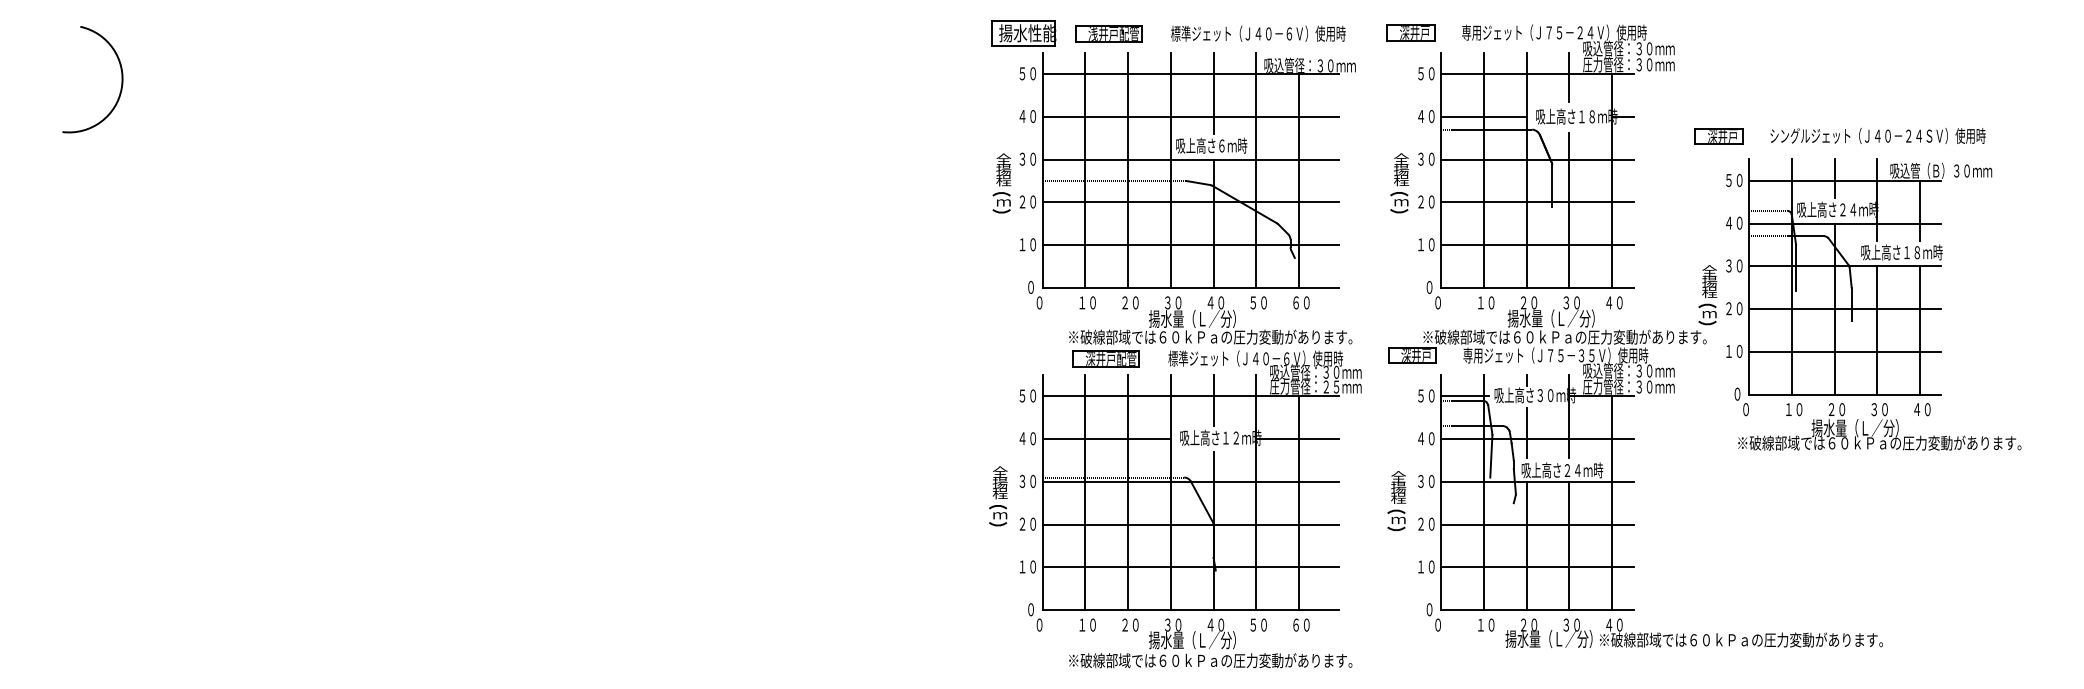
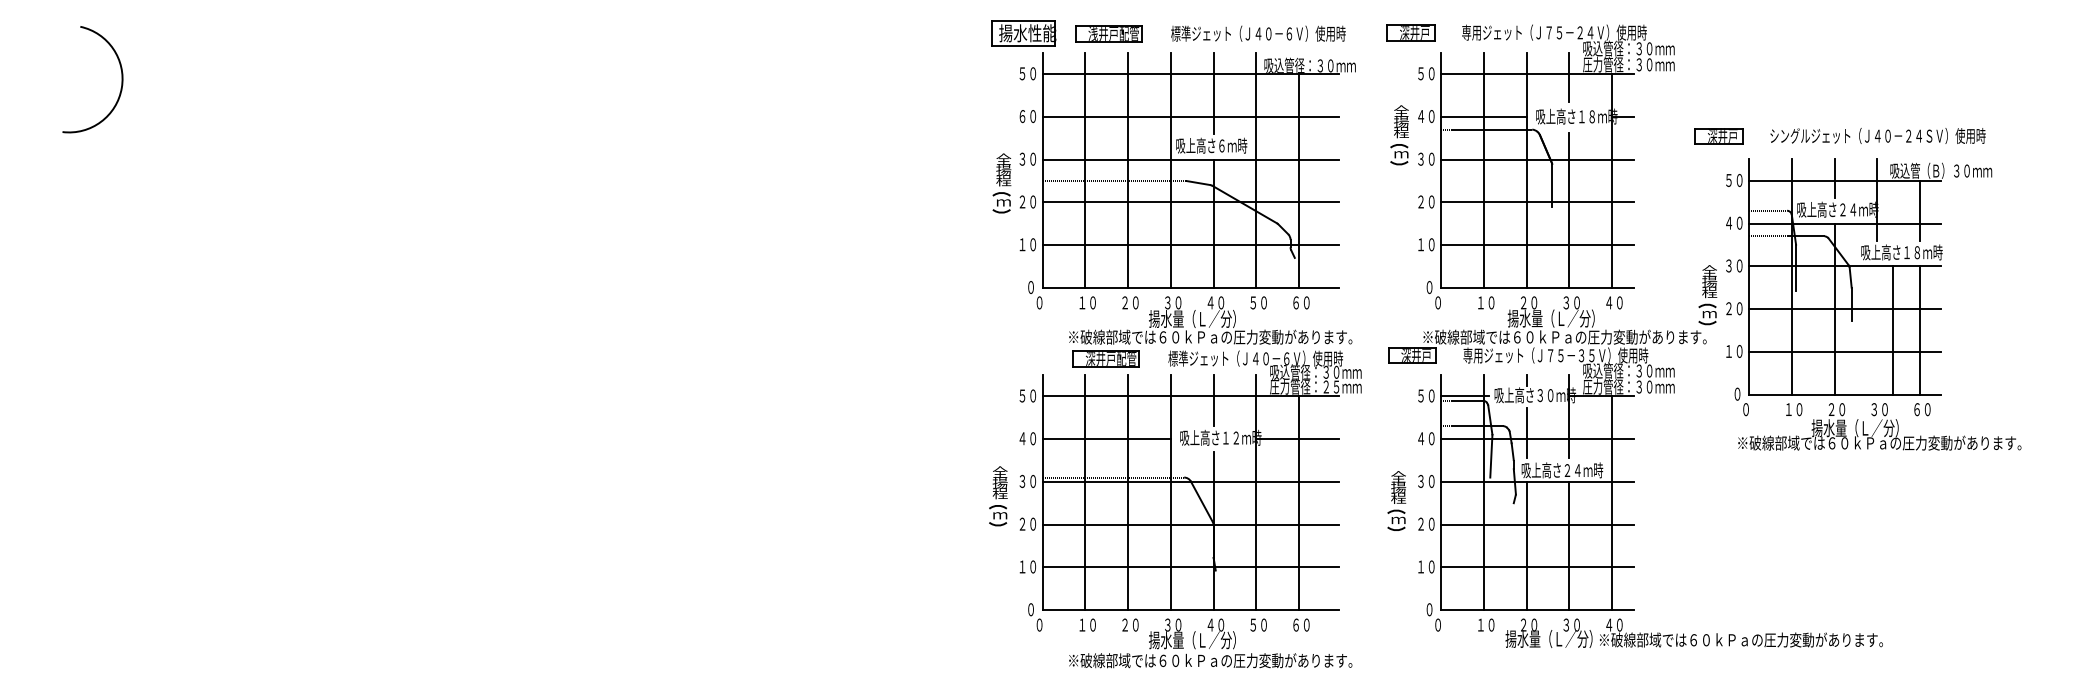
text: ４０ -> ６０ (1022, 116)
part position: (1399, 183) -> (1399, 135) (1399, 135)
line position: (1877, 330) -> (1893, 330) (1893, 330)
text: ４０ -> ６０ (1917, 409)
